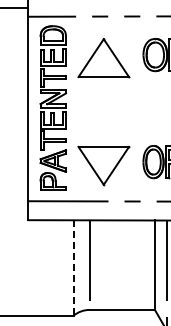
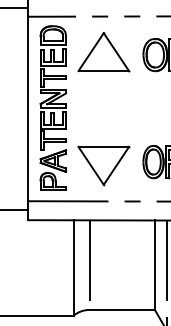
part position: (103, 58) -> (103, 52) (103, 52)
line: none -> present (15, 210)
line: dashed -> solid (73, 267)
